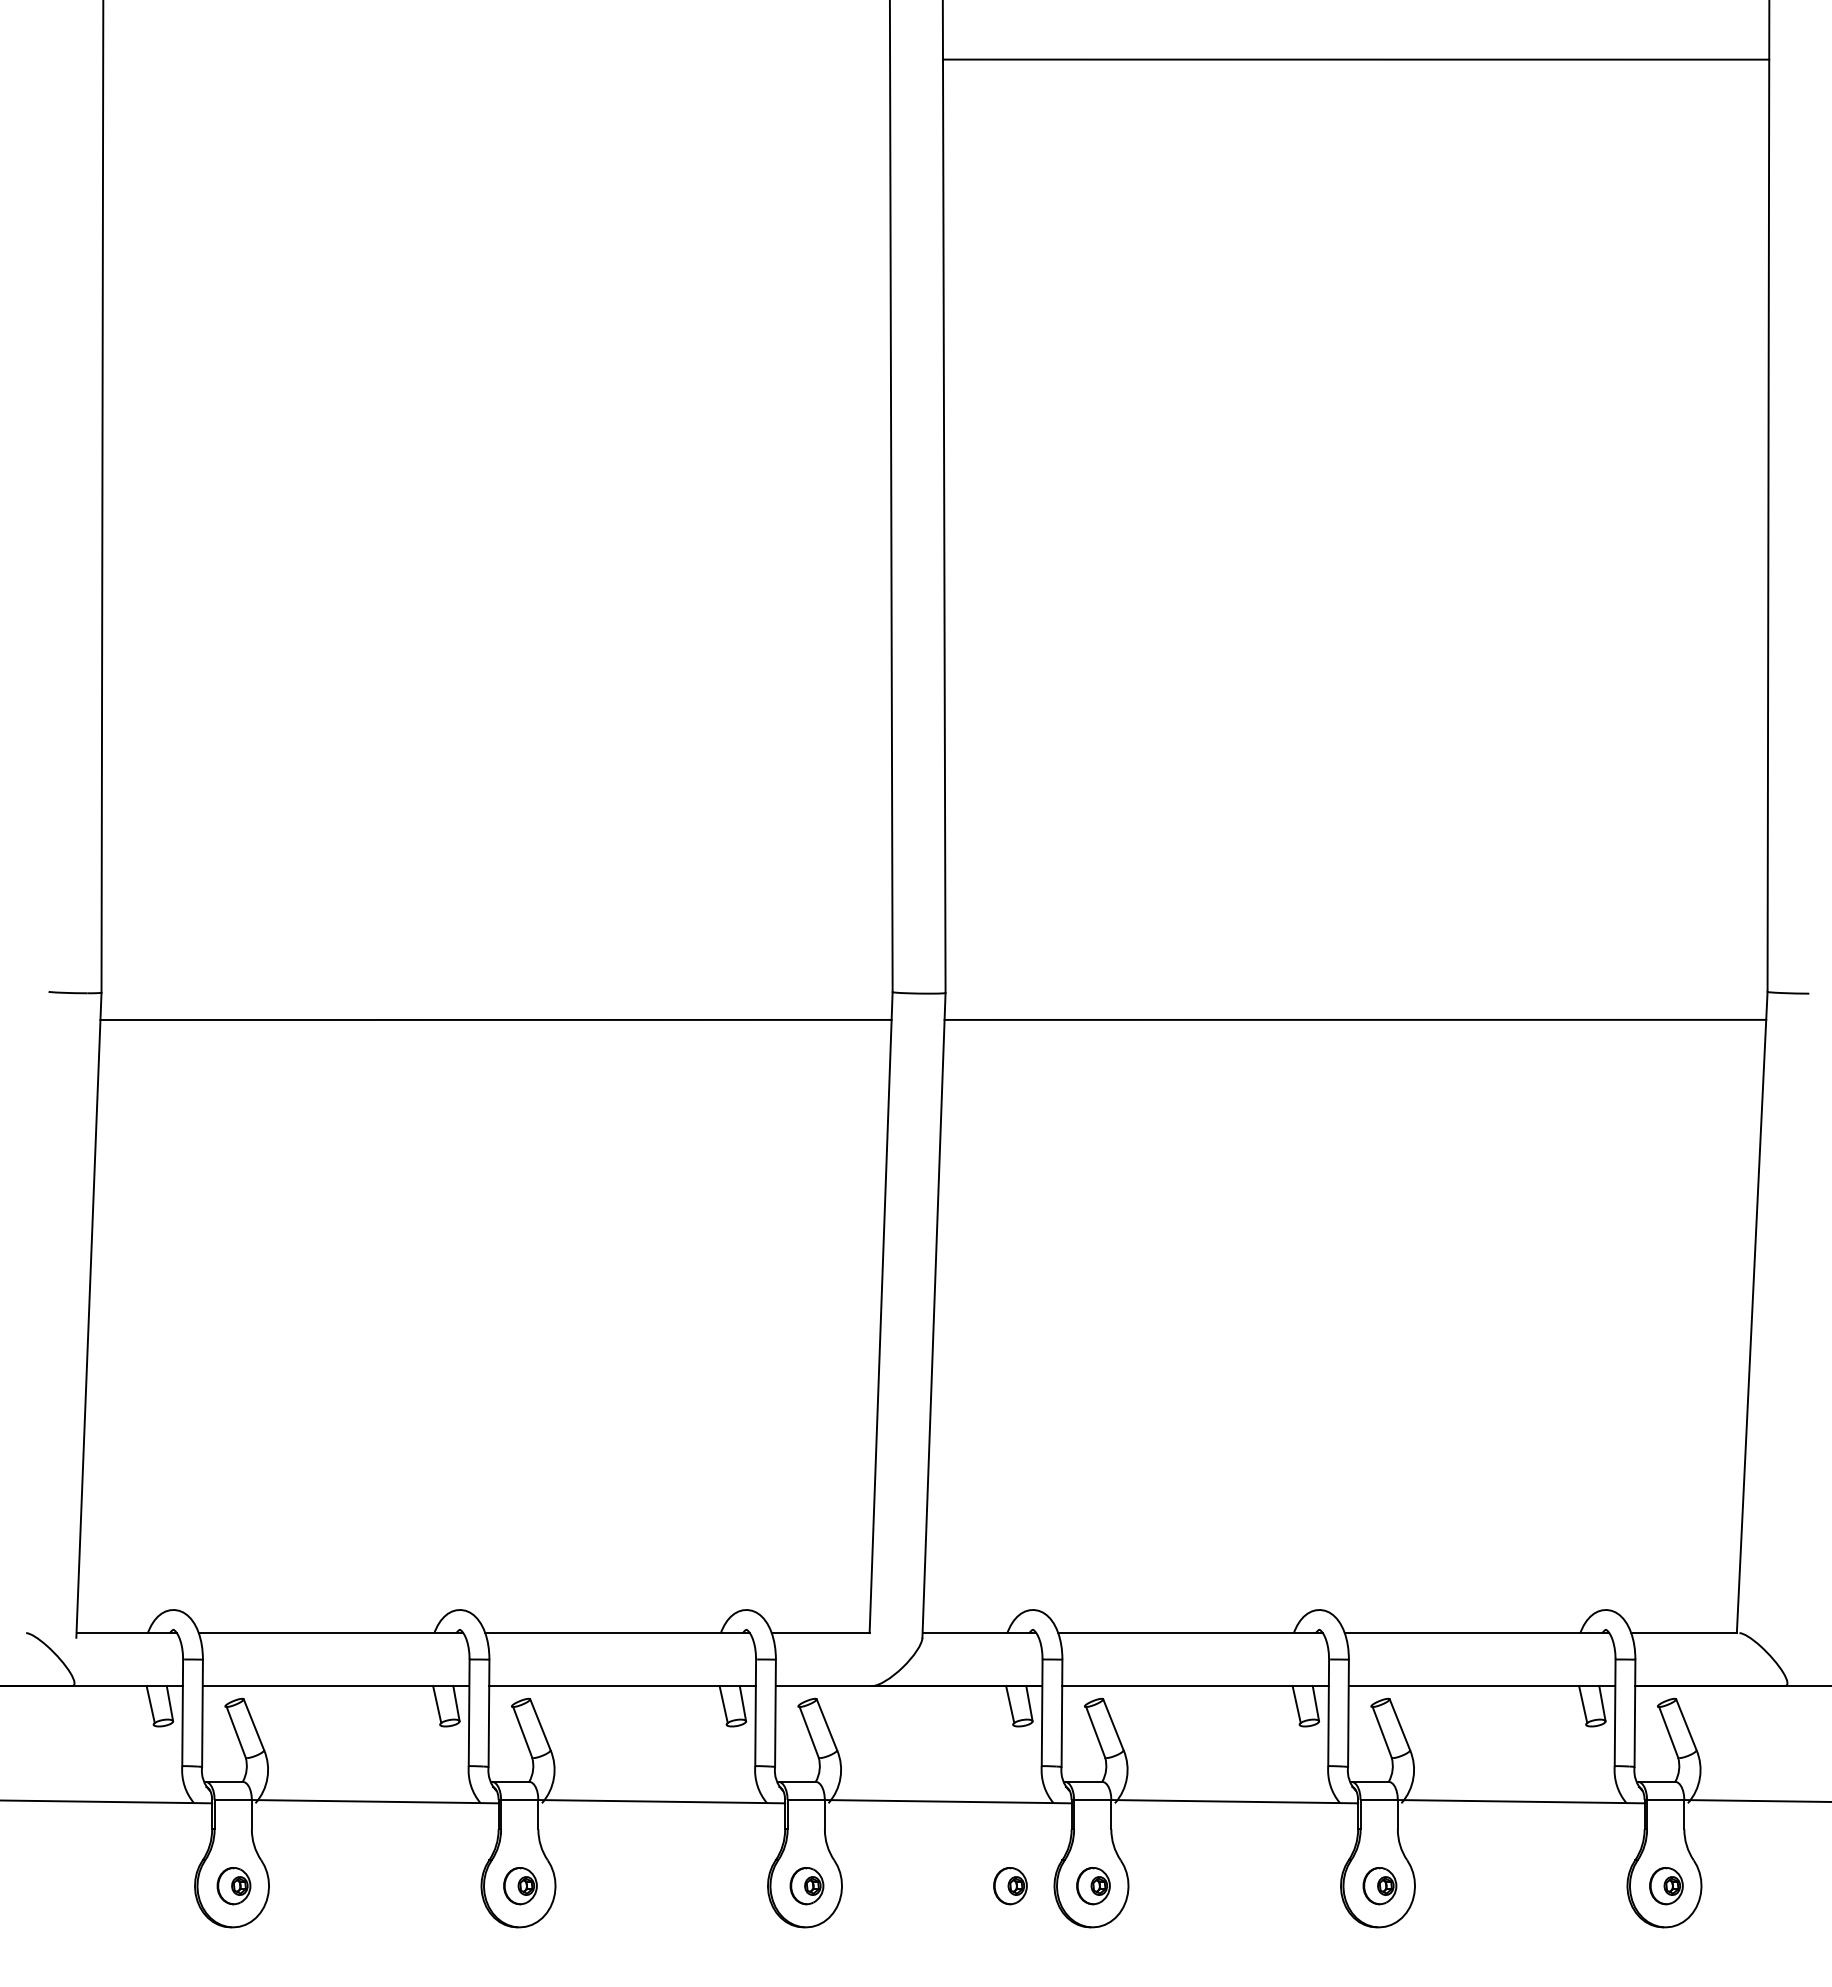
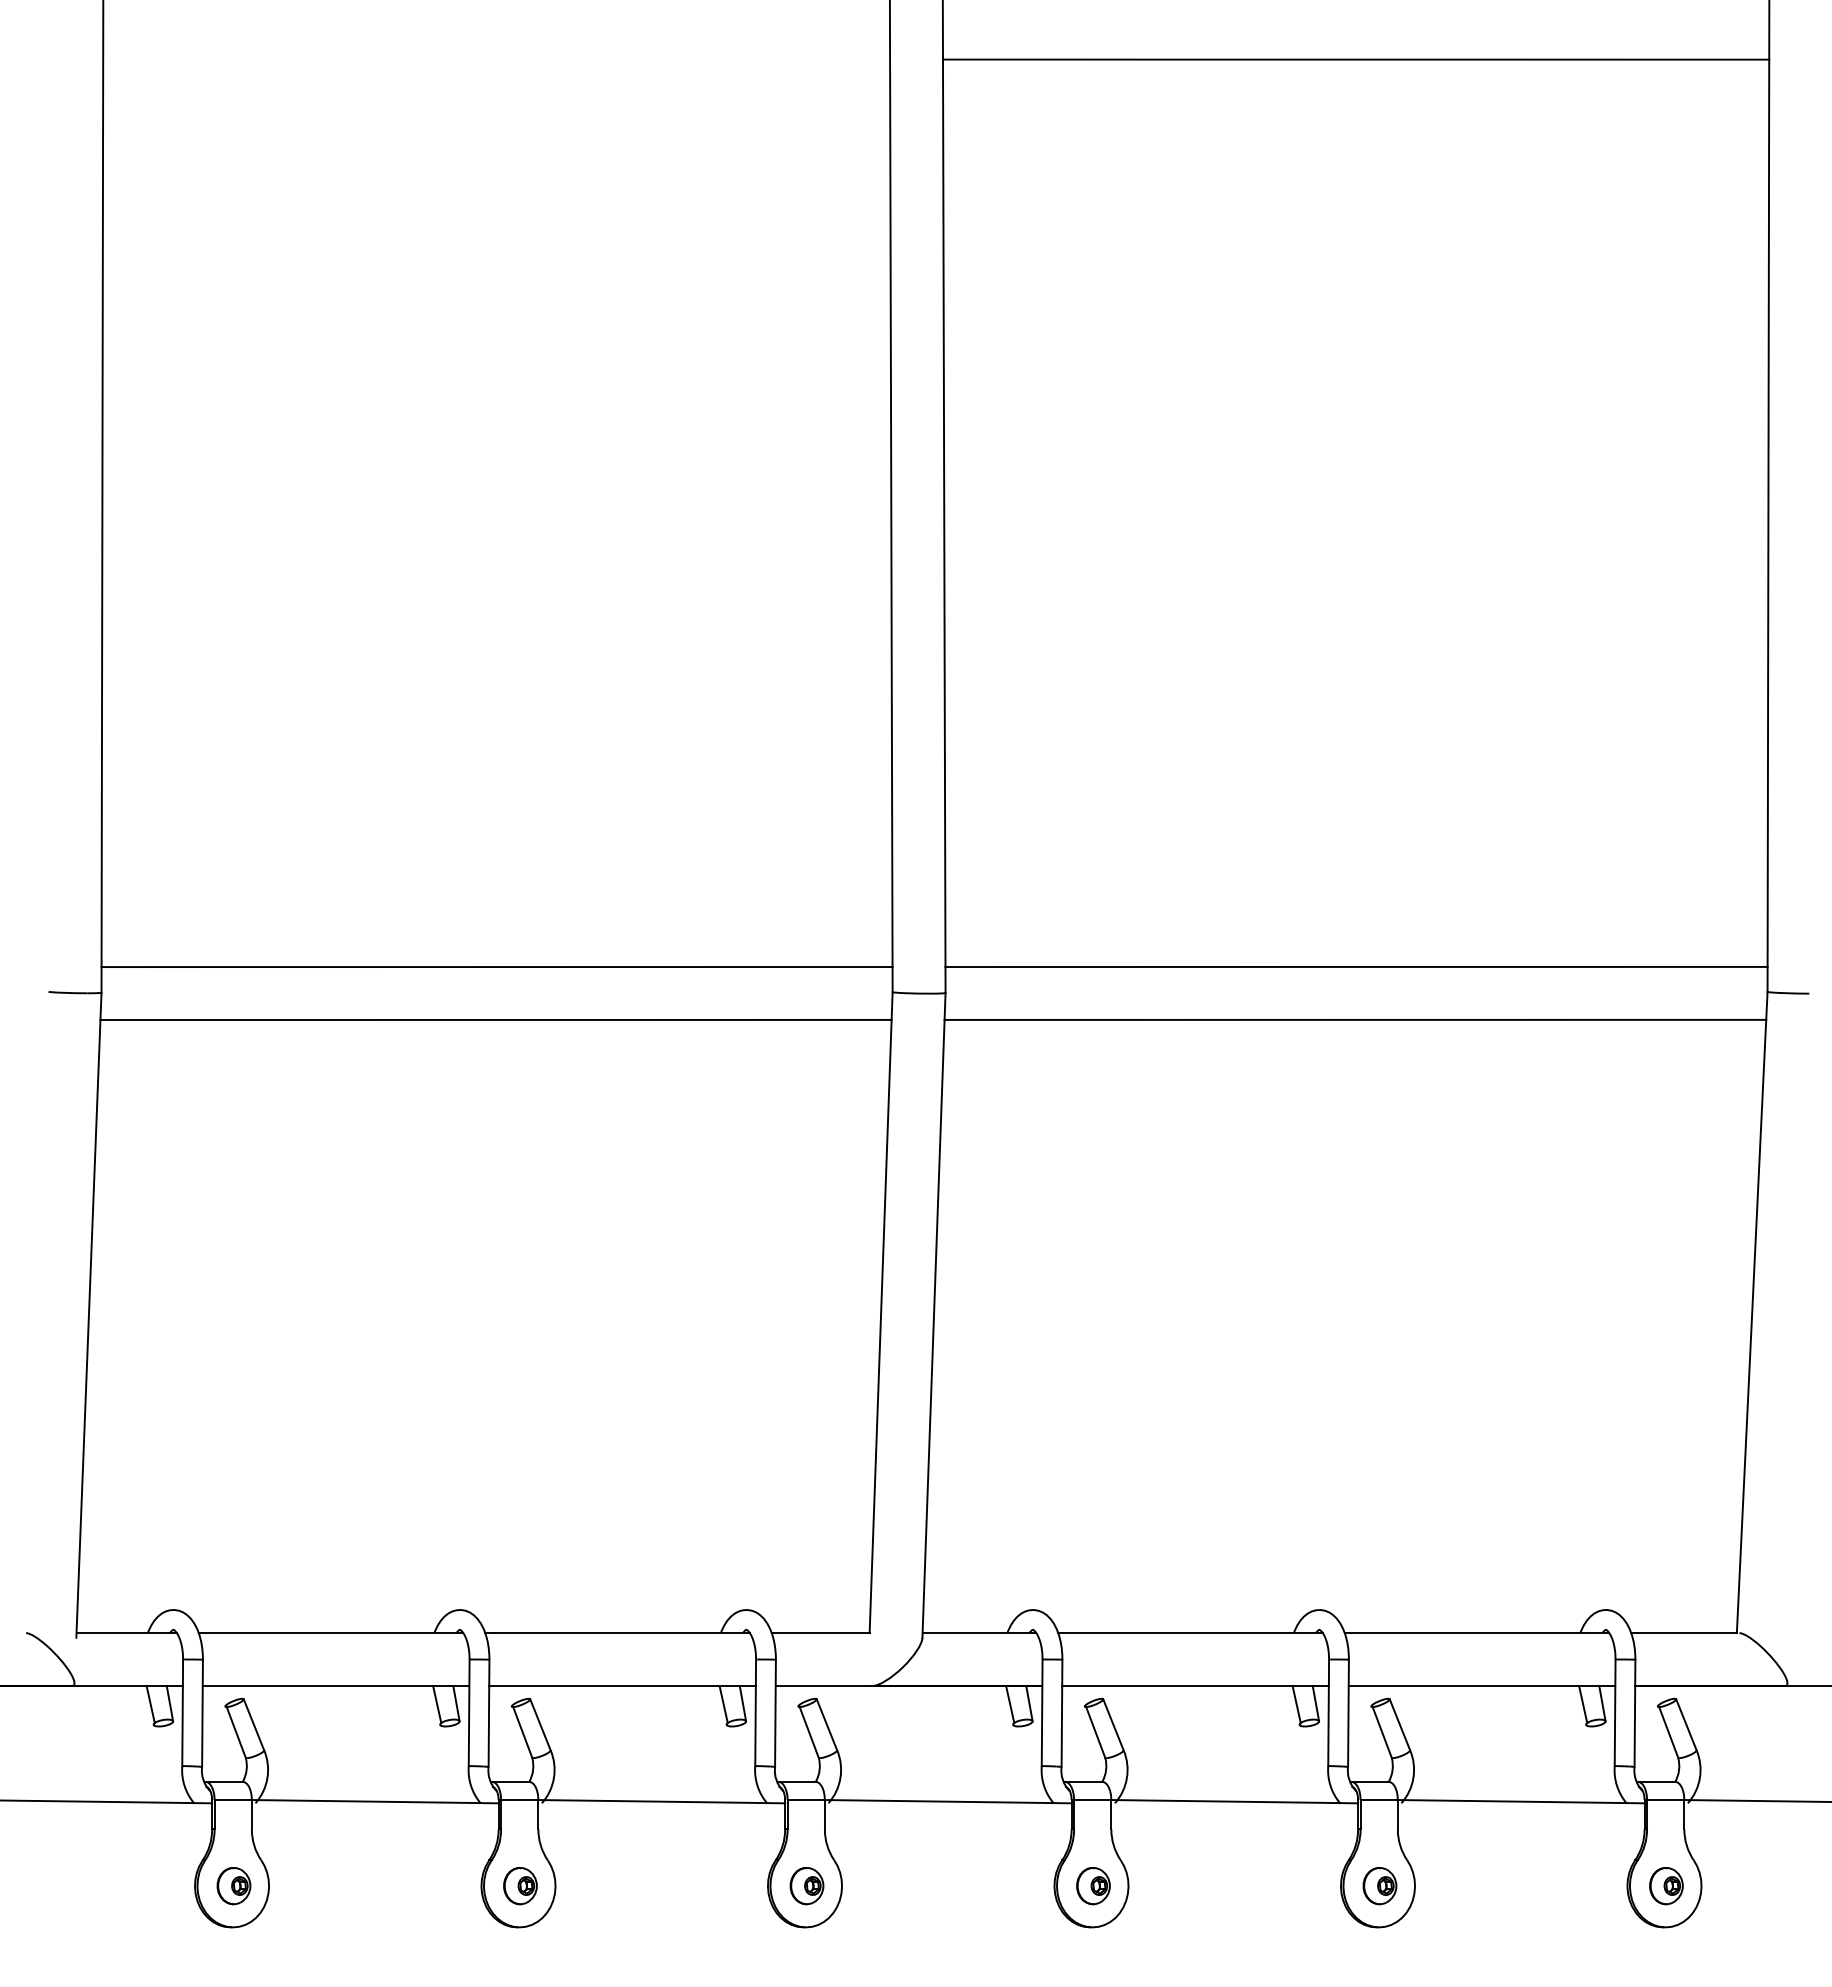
line: none -> present (1356, 966)
line: none -> present (496, 967)
part: present -> none (1010, 1886)
